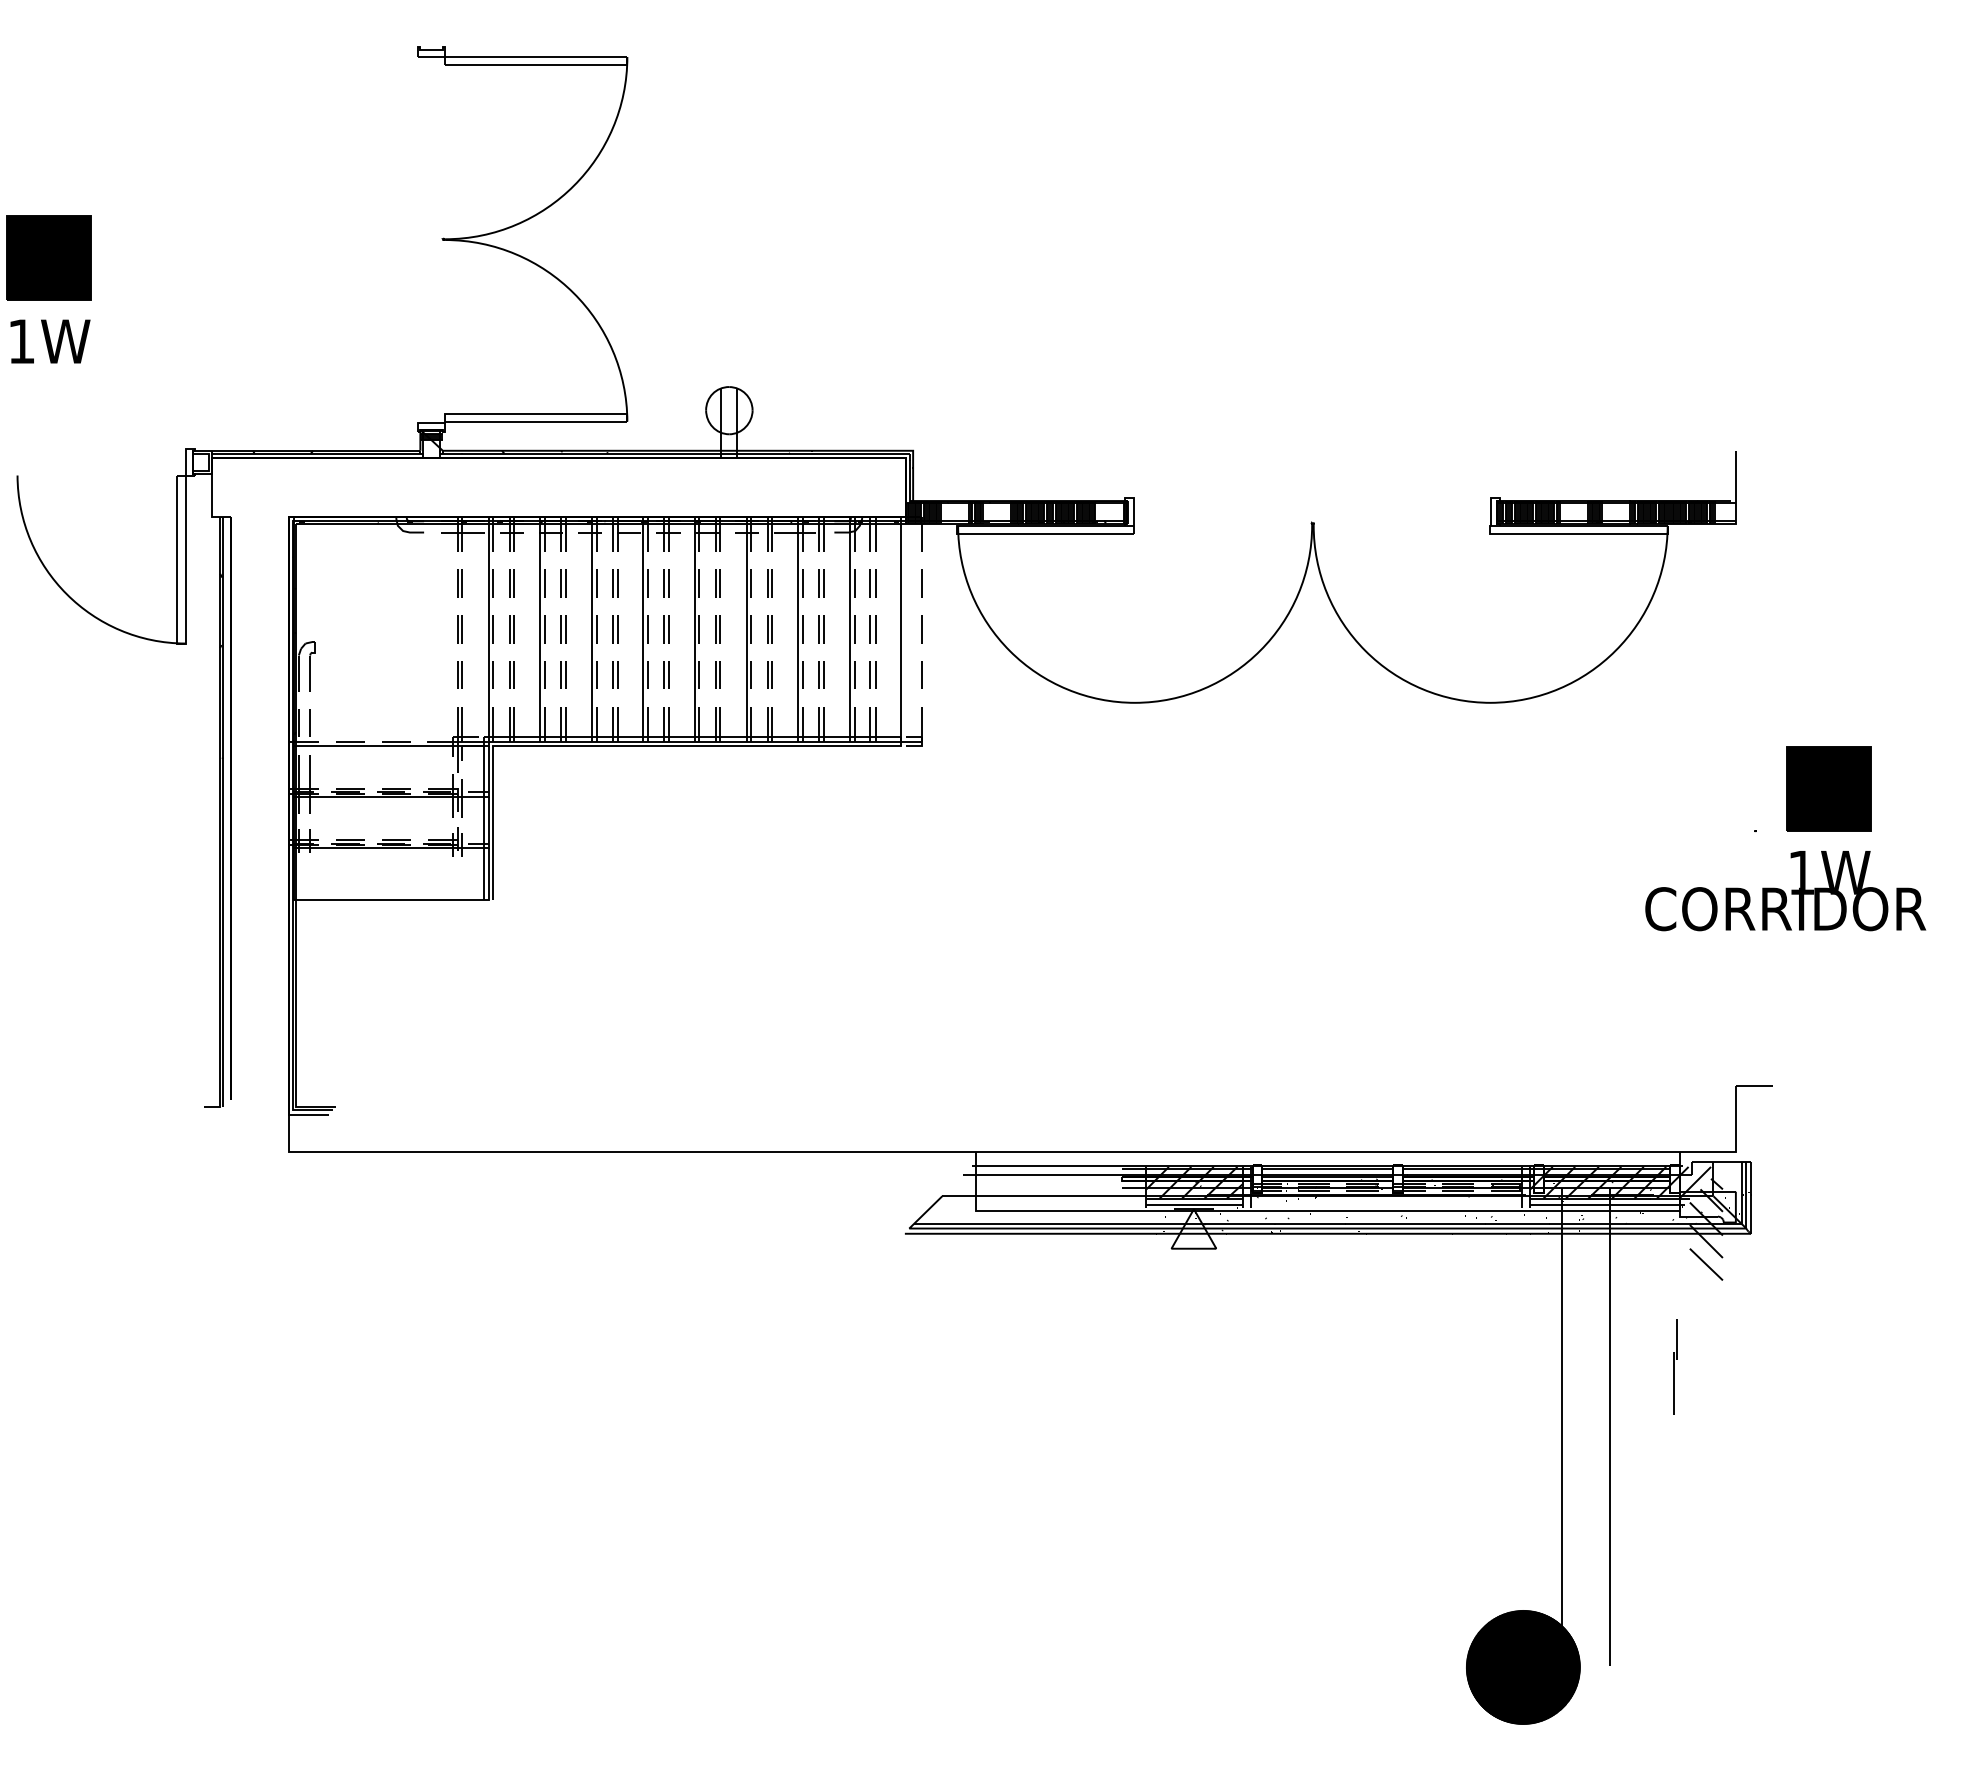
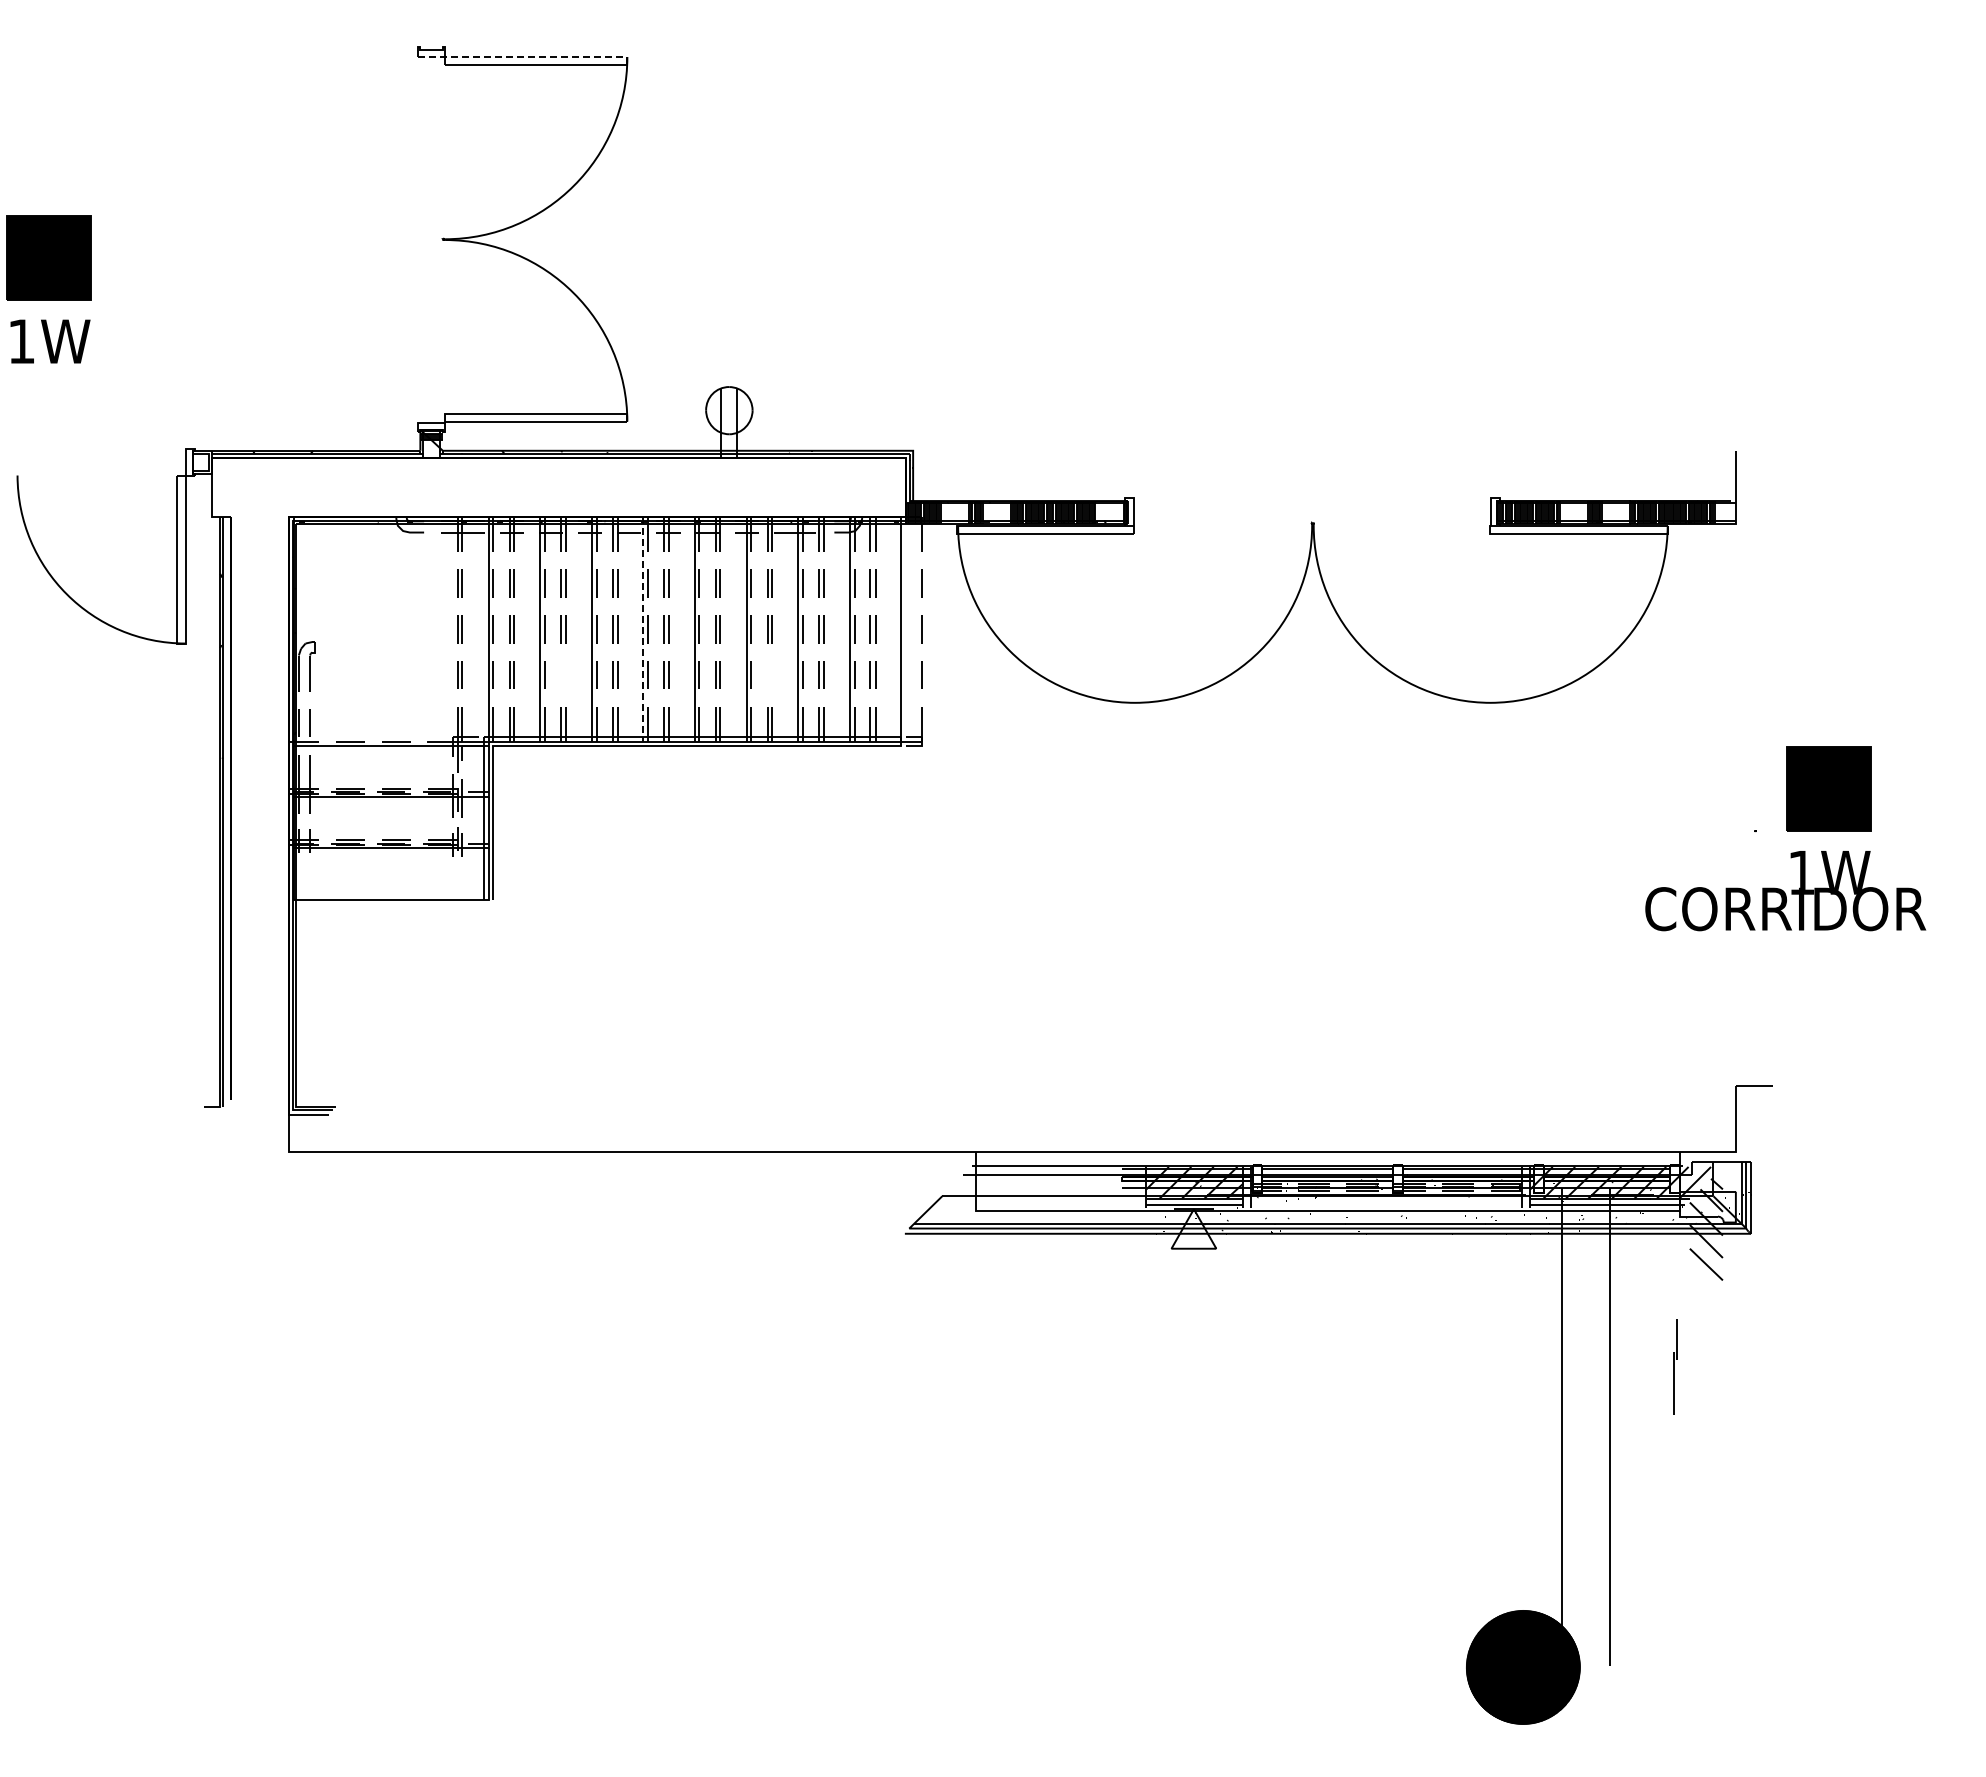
line: solid -> dashed (522, 57)
line: solid -> dashed (643, 629)
part: present -> none (563, 674)
part: present -> none (769, 674)
